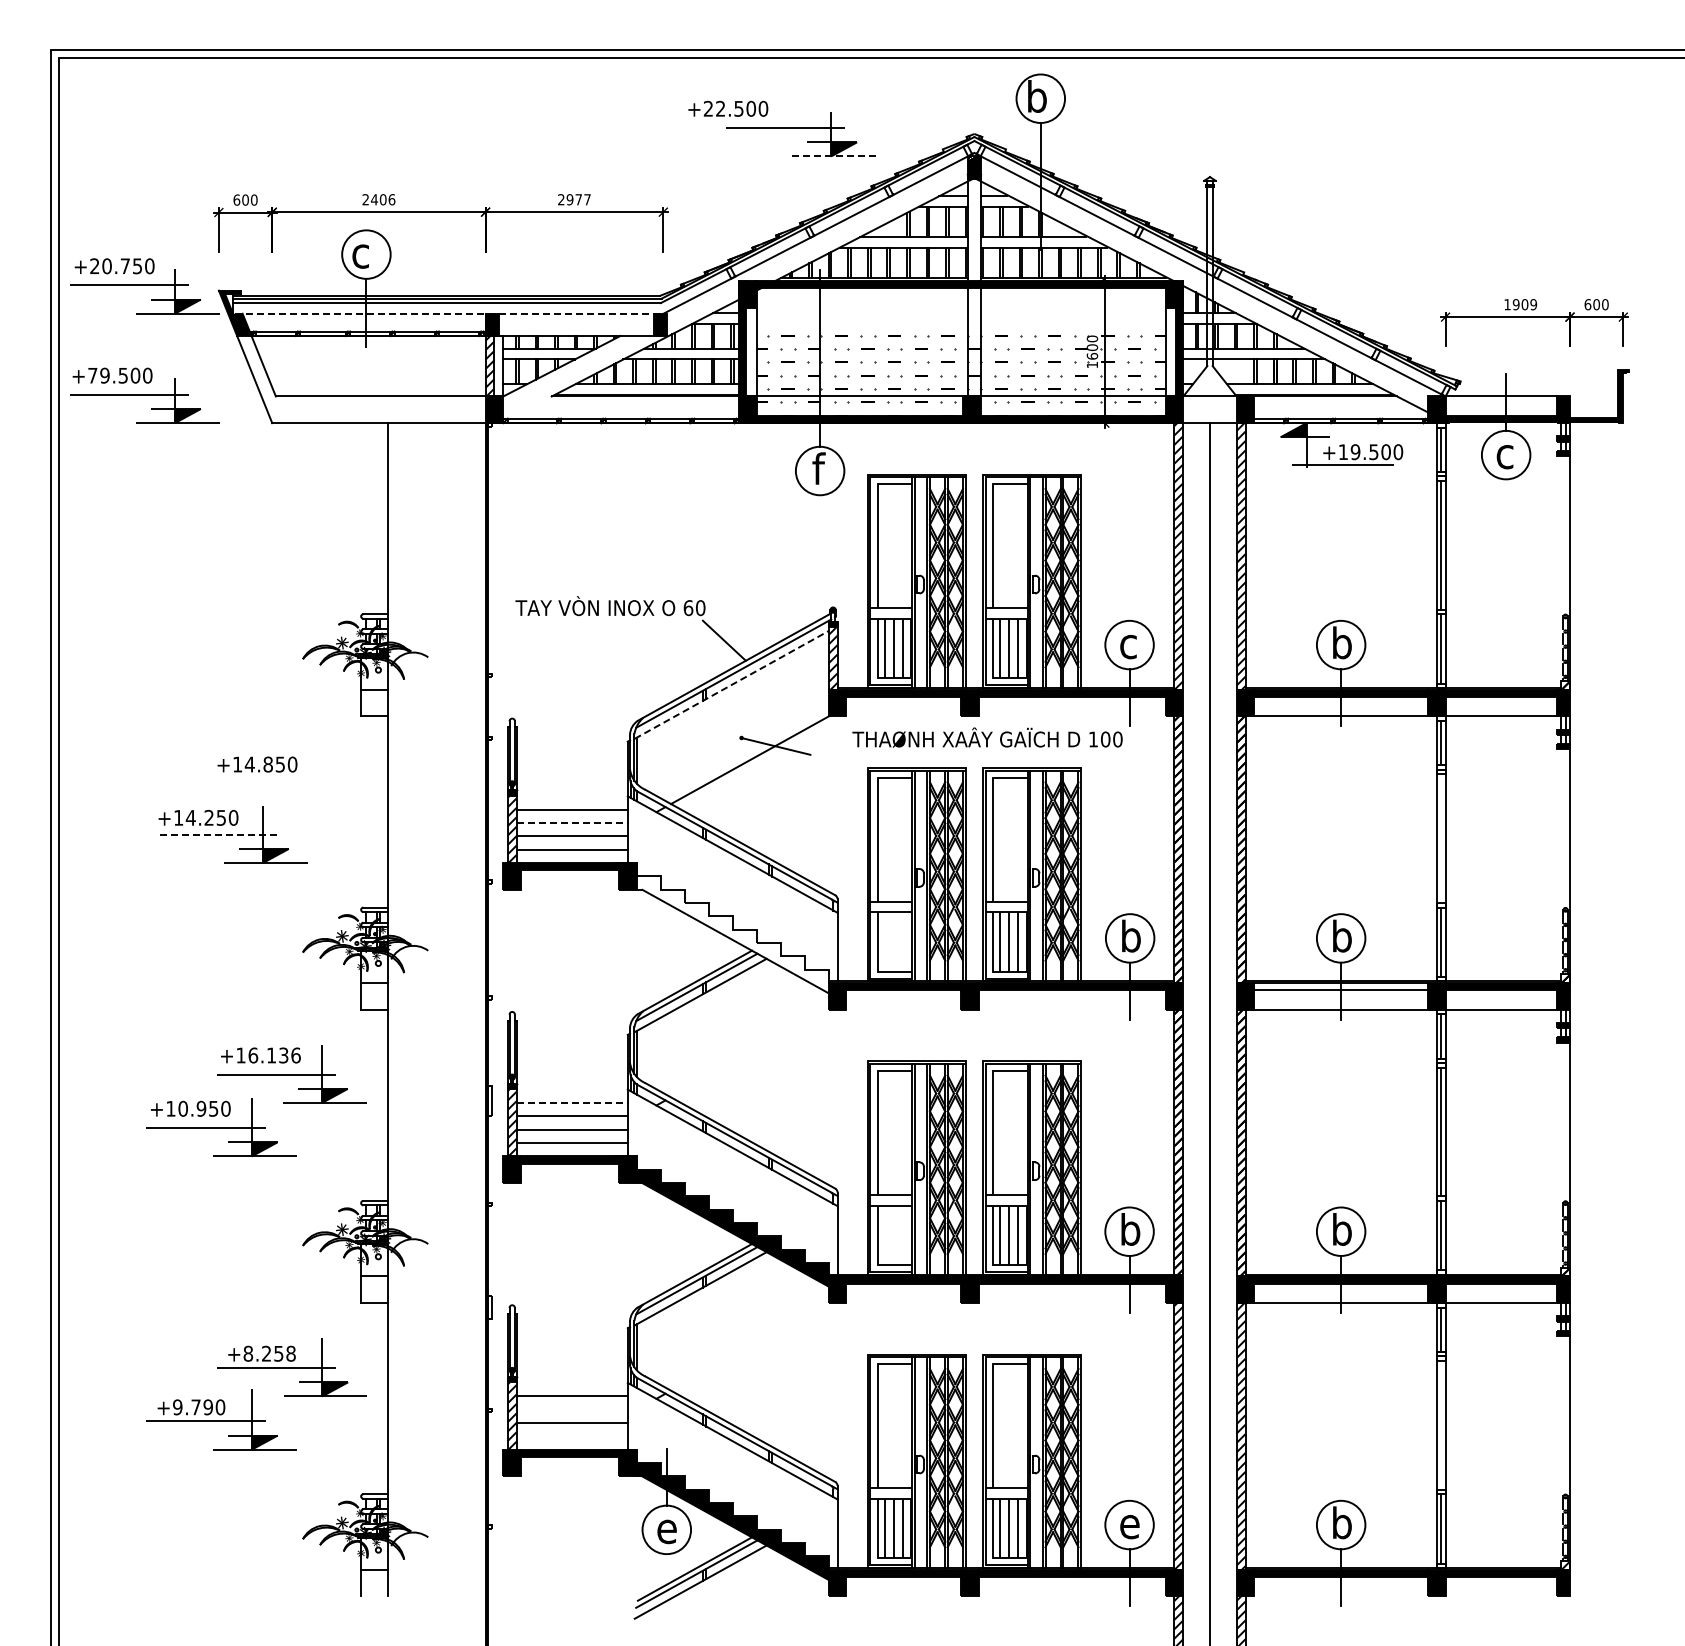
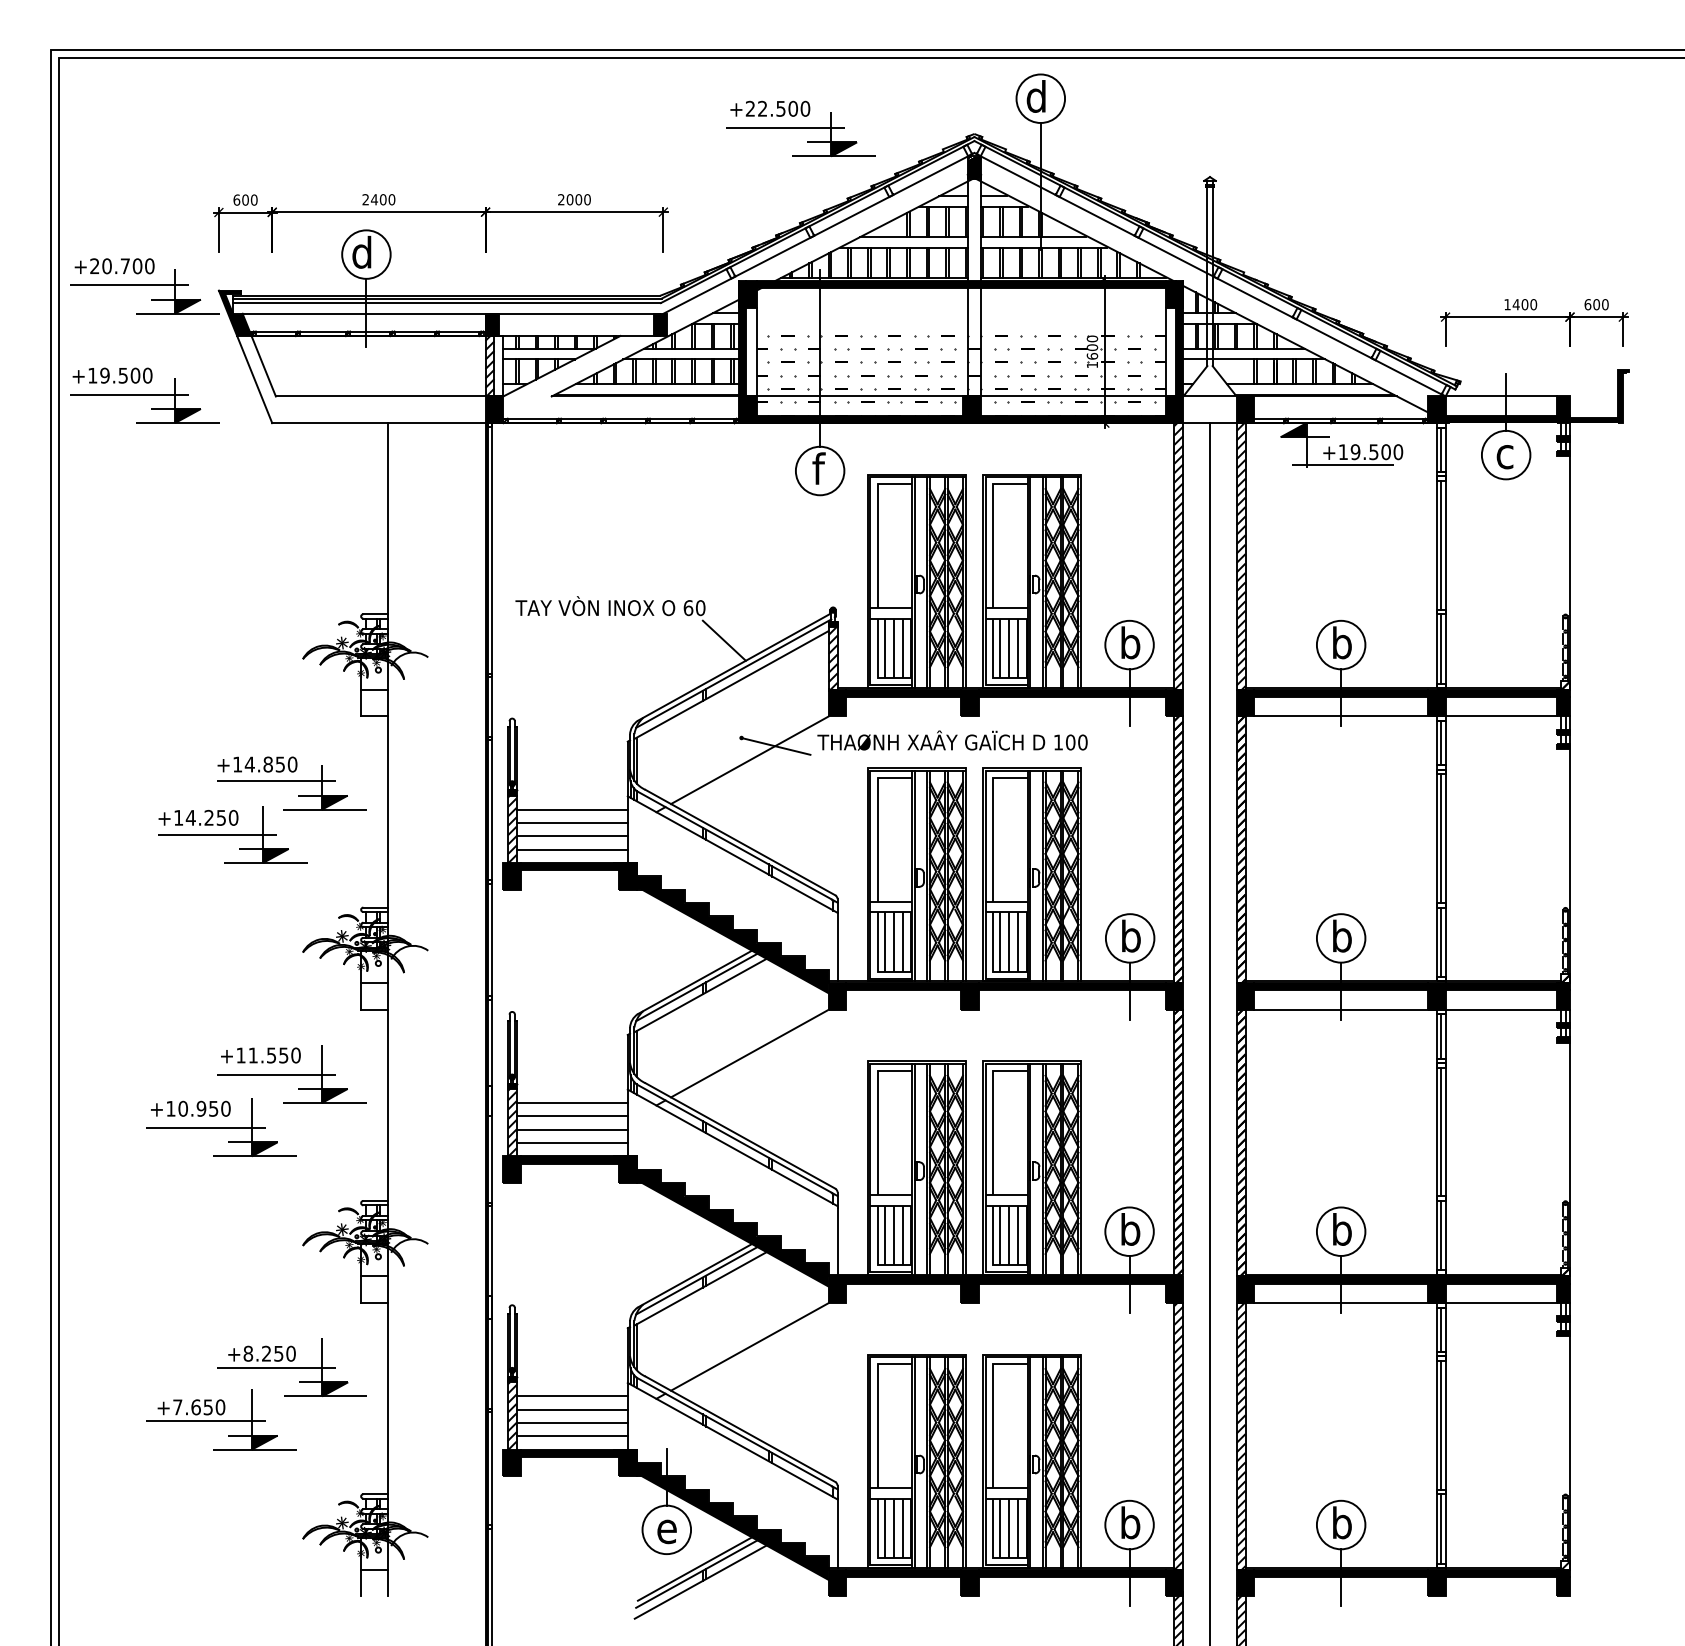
text: b -> d (1036, 96)
text position: (728, 108) -> (770, 108) (770, 108)
line: dashed -> solid (834, 156)
text: 2406 -> 2400 (391, 199)
text: 2977 -> 2000 (578, 199)
text: c -> d (362, 251)
text: +20.750 -> +20.700 (137, 266)
text: 1909 -> 1400 (1524, 304)
line: dashed -> solid (446, 313)
text: +79.500 -> +19.500 (92, 375)
text: c -> b (1130, 642)
line: dashed -> solid (731, 684)
text position: (987, 737) -> (952, 740) (952, 740)
part: none -> present (291, 787)
line: dashed -> solid (572, 823)
line: dashed -> solid (217, 834)
line: none -> present (1441, 838)
fill: none -> present (732, 934)
hatch: none -> present (897, 941)
fill: none -> present (1340, 986)
line: none -> present (492, 1032)
line: none -> present (749, 1053)
text: +16.136 -> +11.550 (274, 1055)
line: dashed -> solid (572, 1103)
hatch: none -> present (897, 1234)
line: none -> present (749, 1346)
text: +8.258 -> +8.250 (290, 1353)
text: +9.790 -> +7.650 (193, 1407)
line: none -> present (571, 1409)
line: none -> present (1441, 1424)
line: none -> present (571, 1436)
text: e -> b (1130, 1522)
